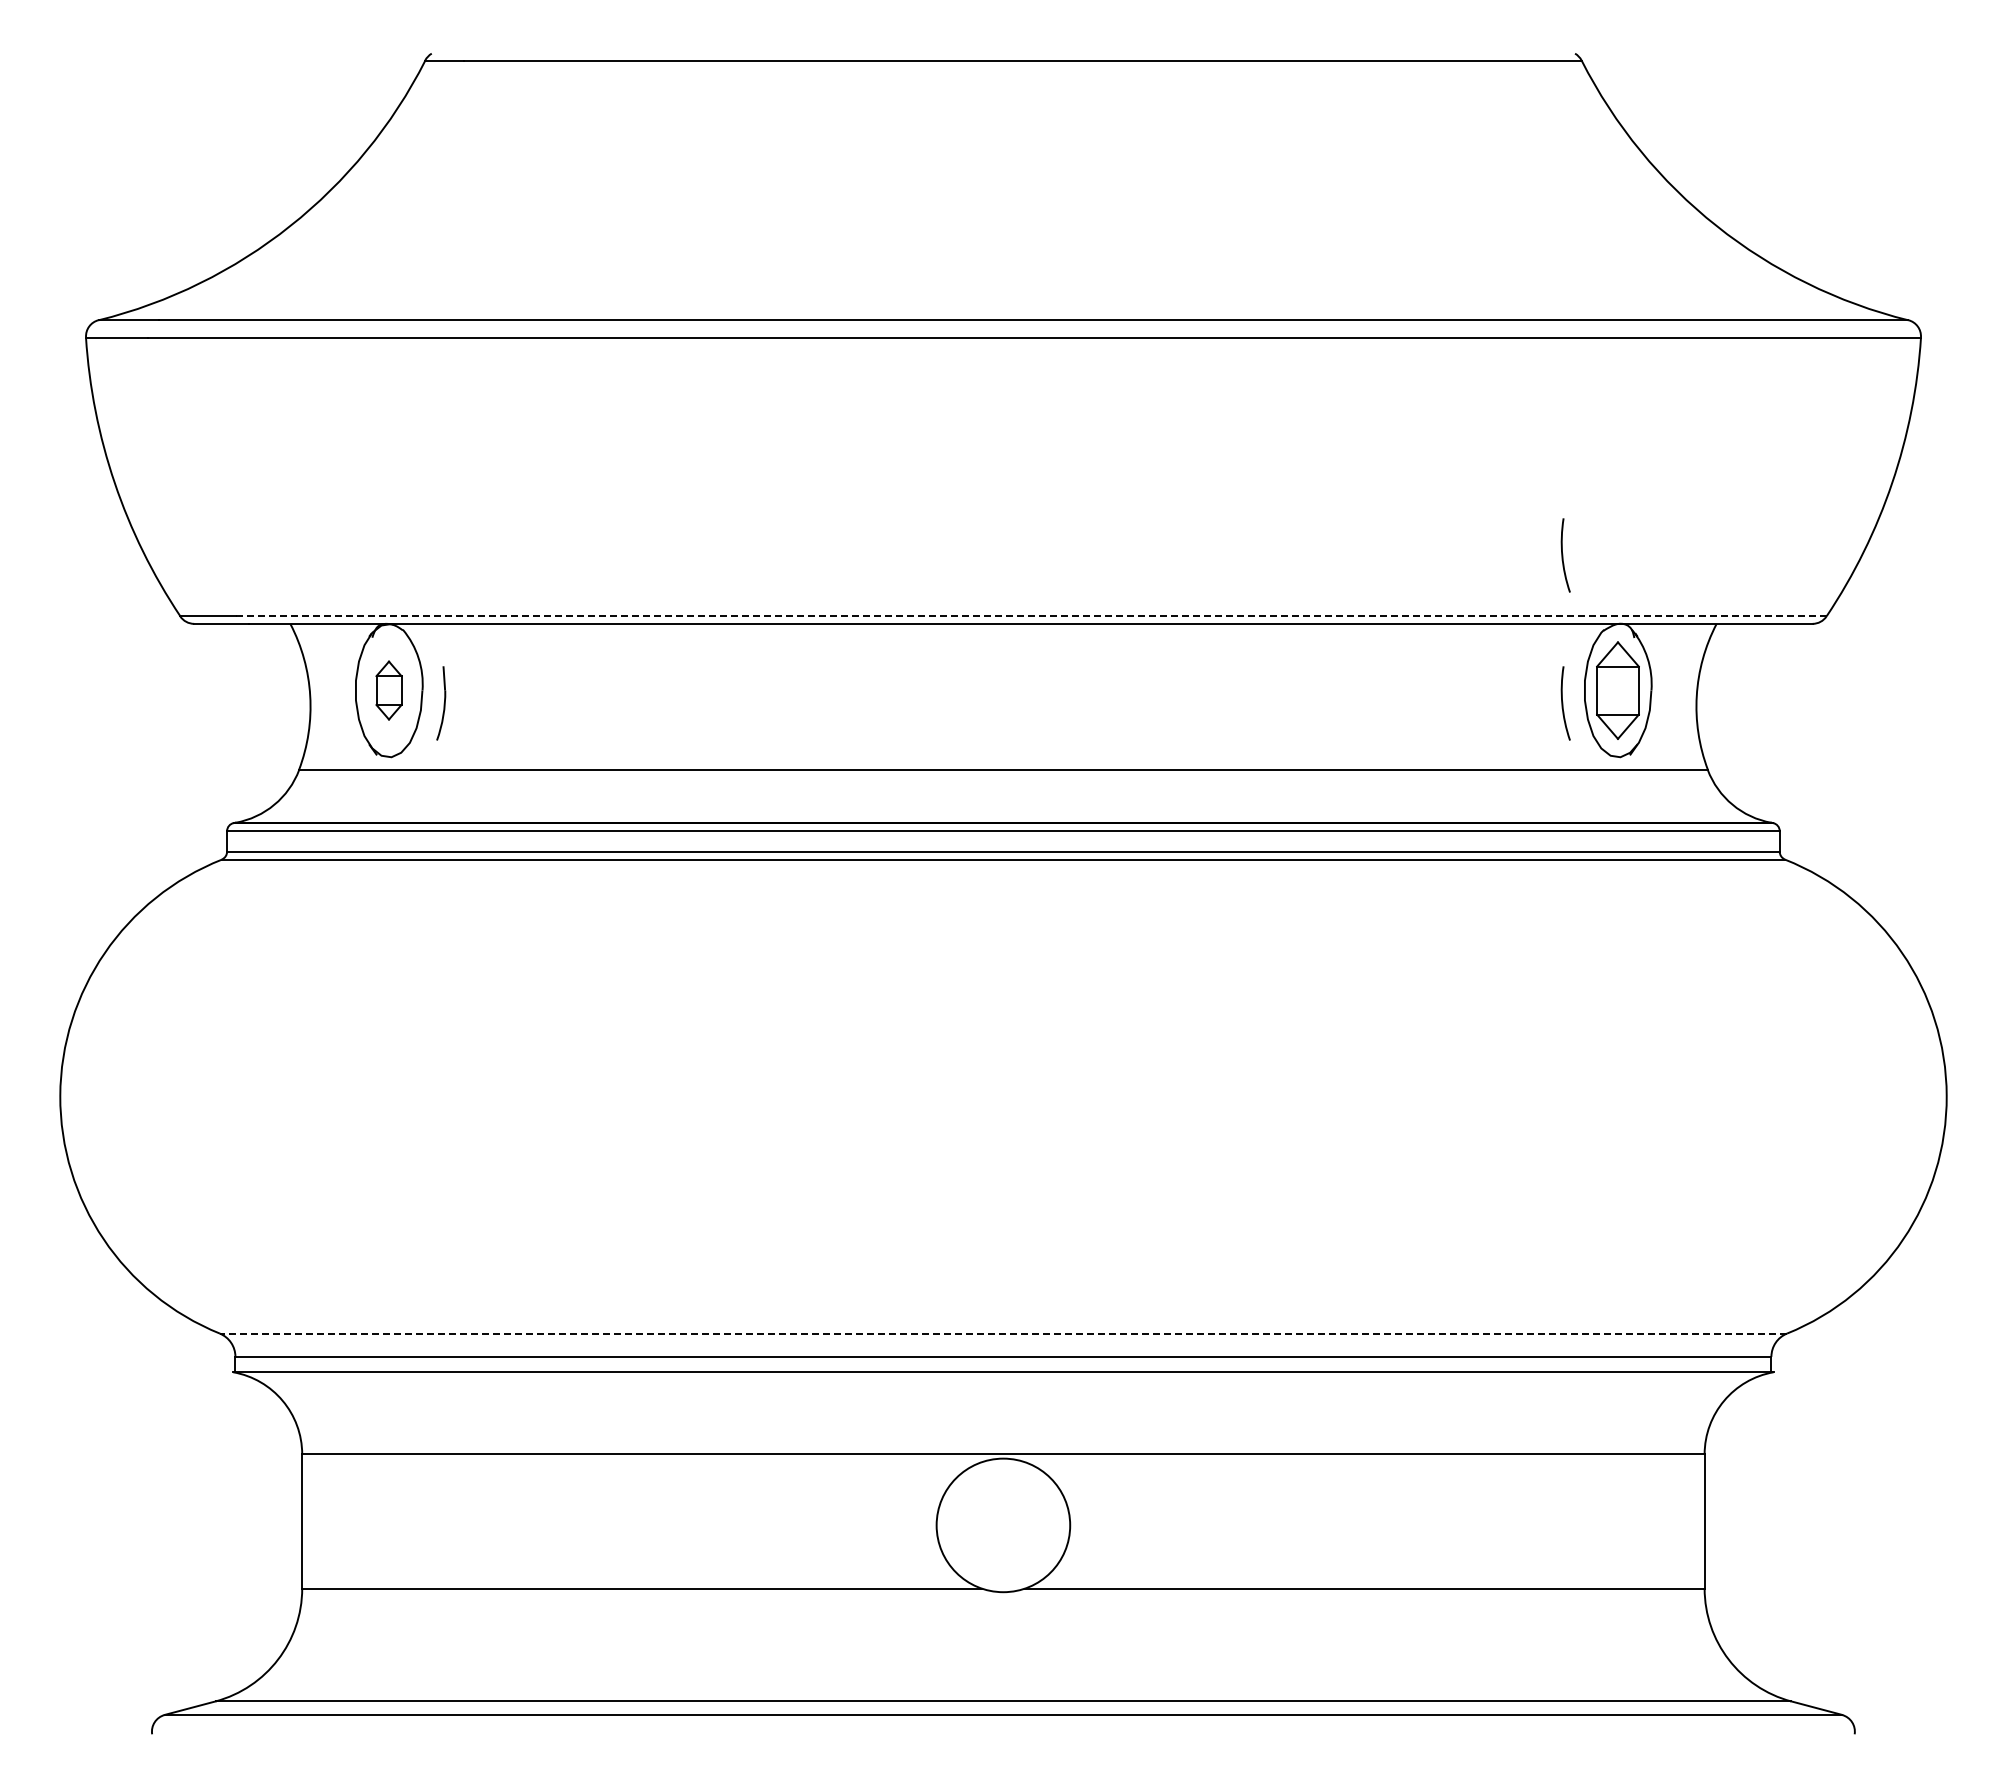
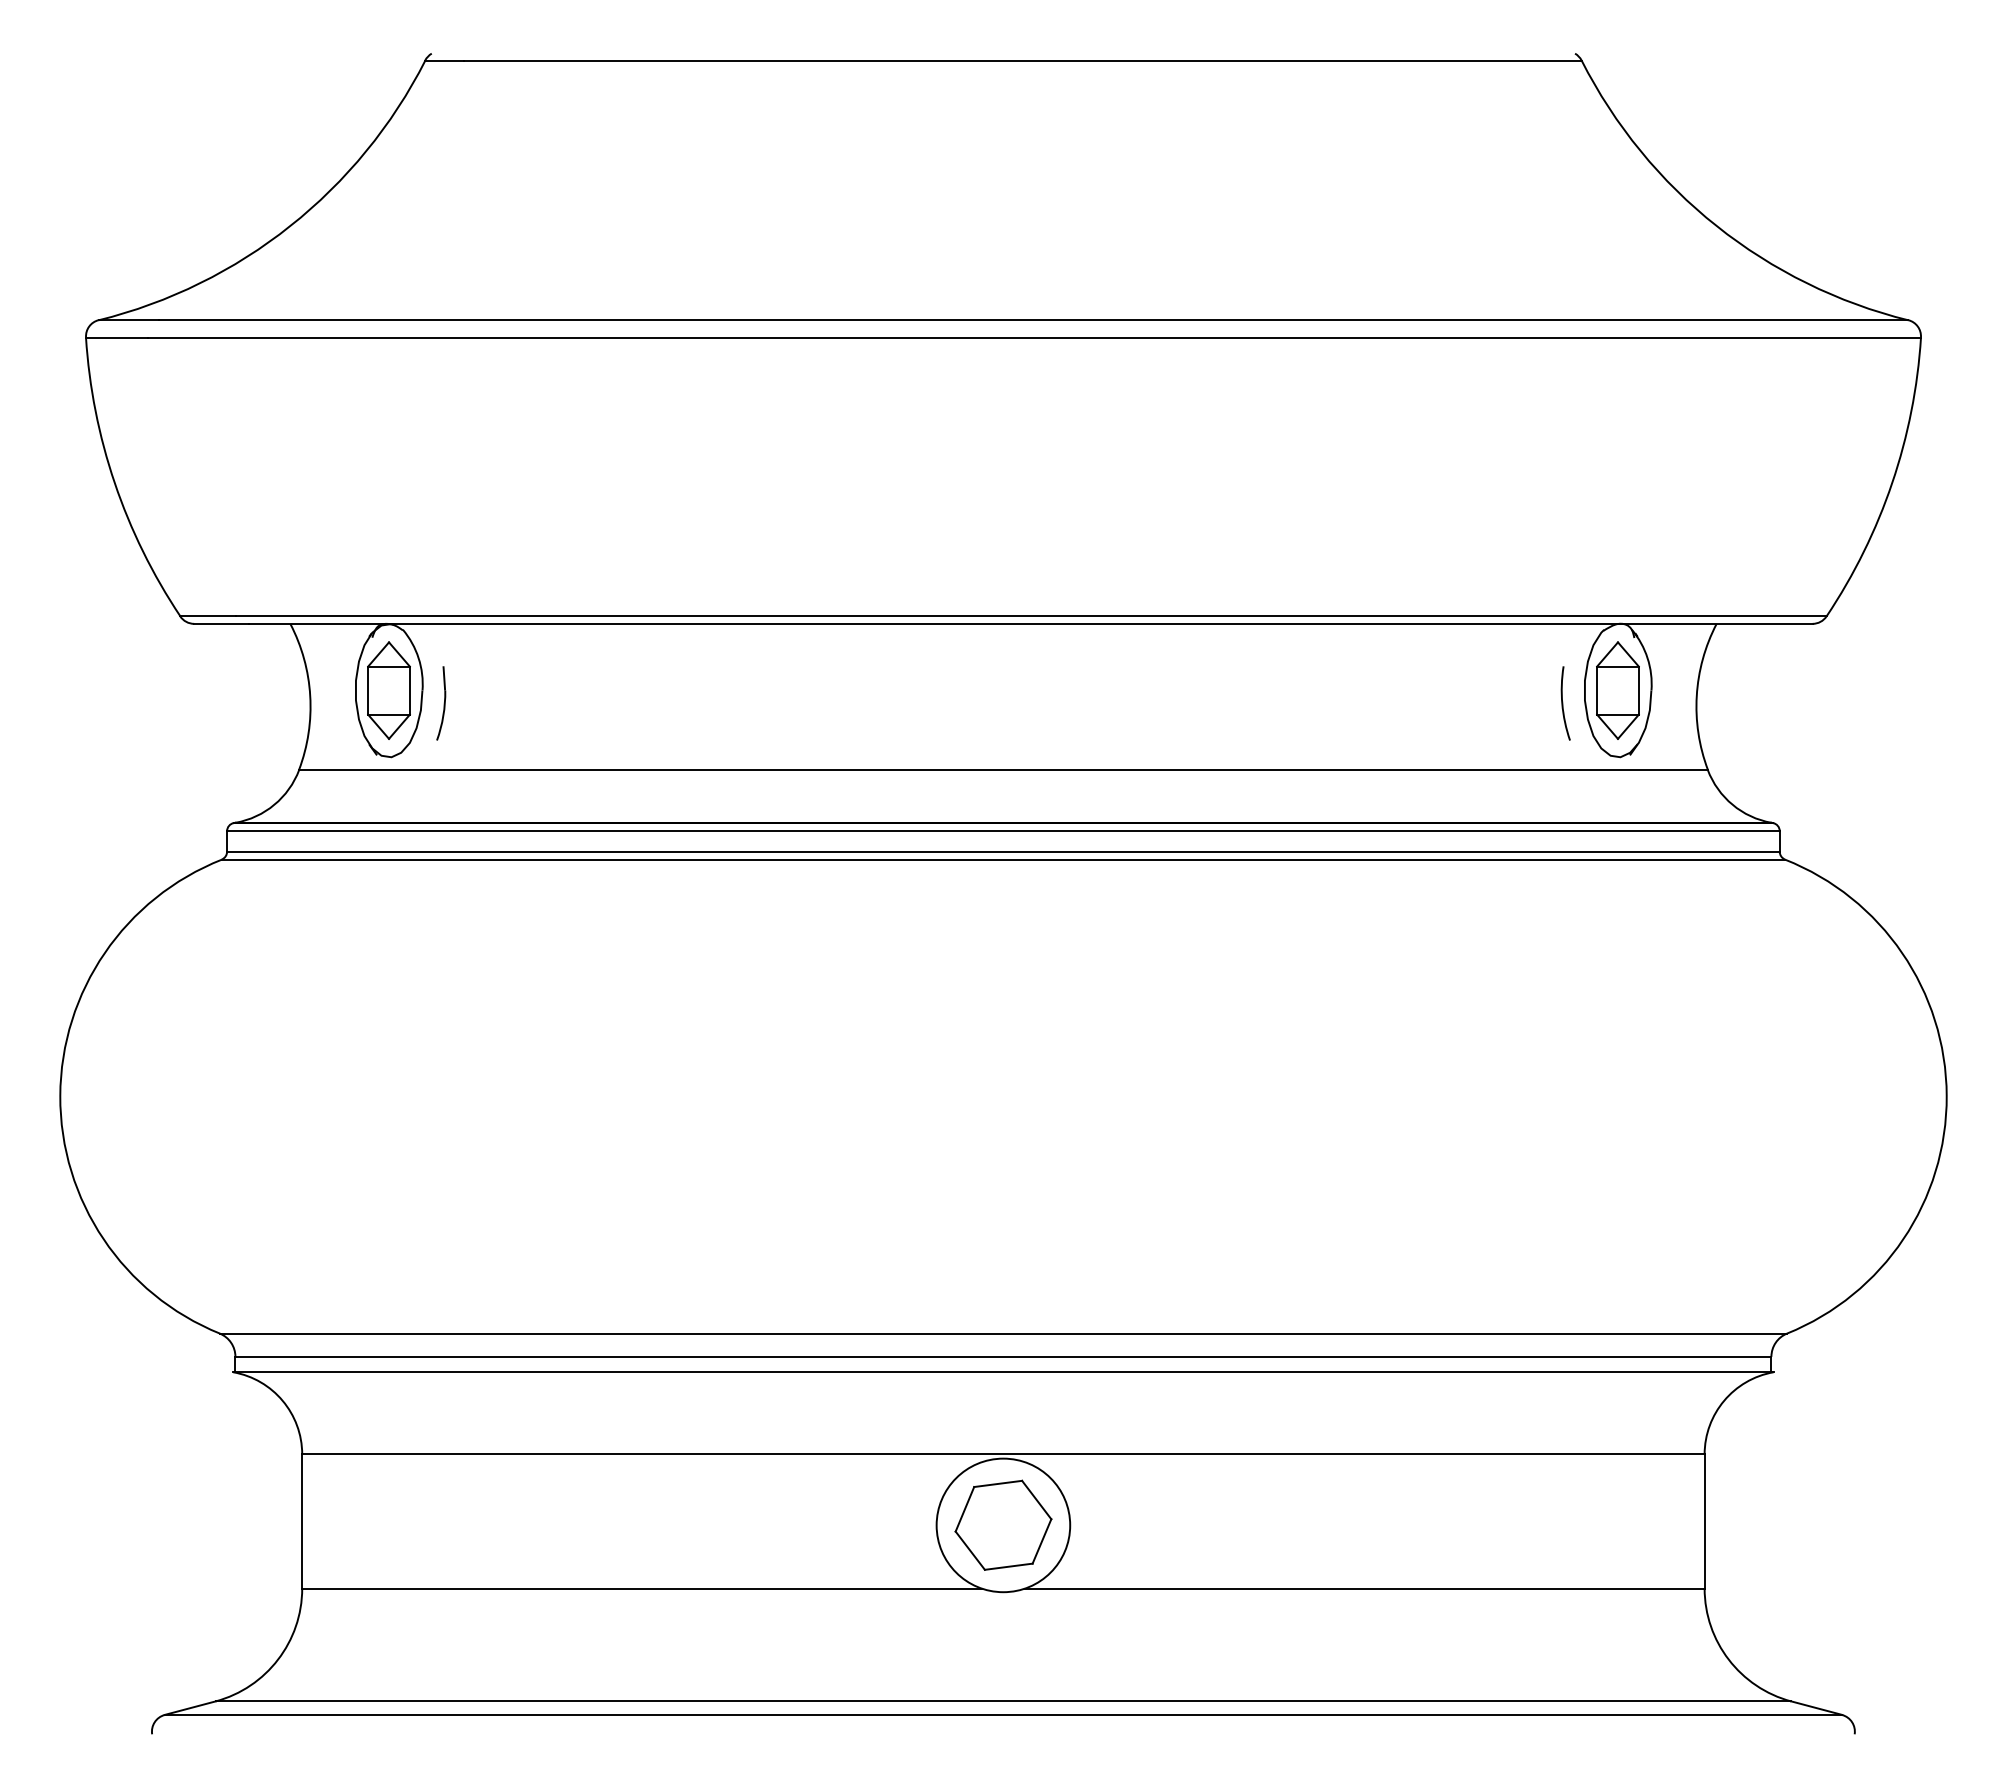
arc: present -> none (1563, 555)
line: dashed -> solid (1030, 616)
part size: 28x61 px -> 44x99 px (388, 690)
line: dashed -> solid (1003, 1333)
part: none -> present (1003, 1524)
